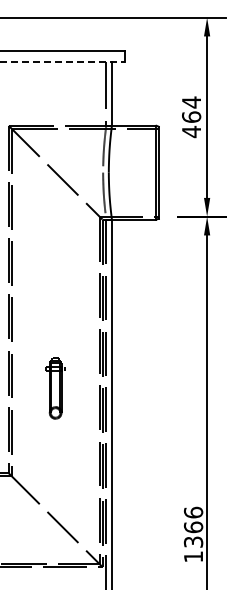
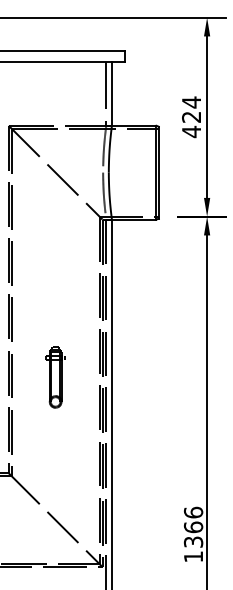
line: dashed -> solid (63, 62)
text: 464 -> 424 (191, 116)
part position: (55, 388) -> (55, 377) (55, 377)
